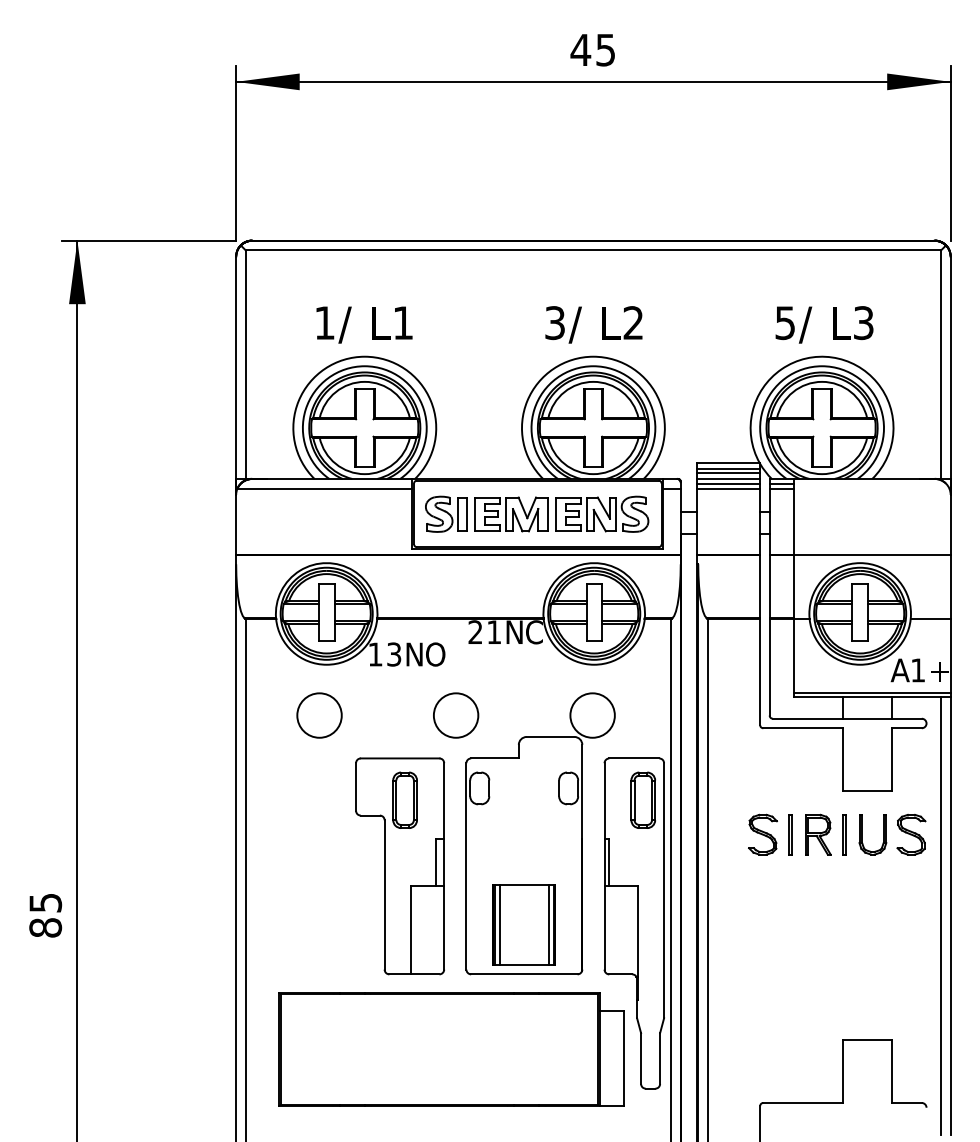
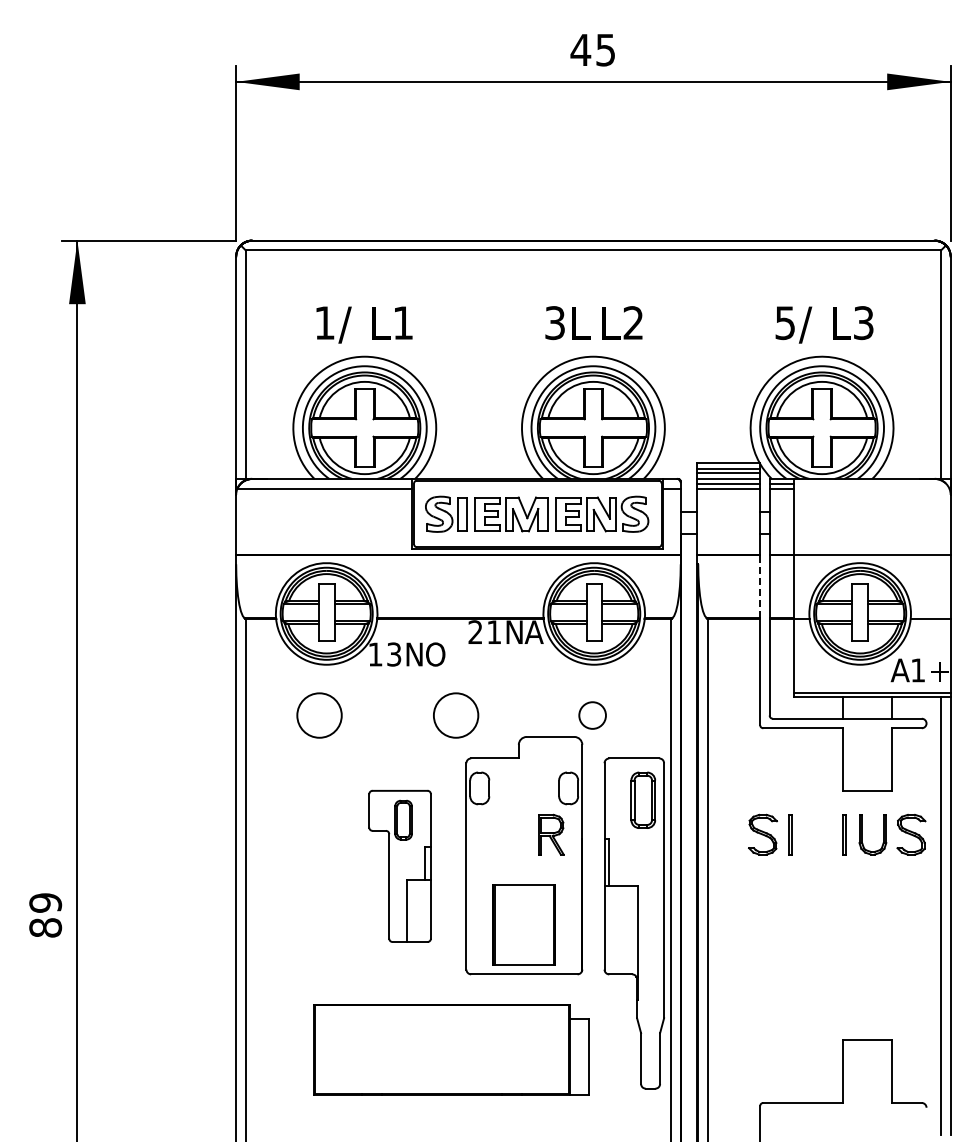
text: / -> L (579, 324)
line: solid -> dashed (760, 586)
text: C -> A (533, 632)
circle diameter: 44 px -> 27 px (592, 715)
part position: (818, 834) -> (551, 834) (551, 834)
part size: 90x219 px -> 64x154 px (399, 865)
text: 85 -> 89 (45, 902)
line: present -> none (499, 924)
line: present -> none (548, 924)
part size: 347x115 px -> 277x92 px (451, 1049)
